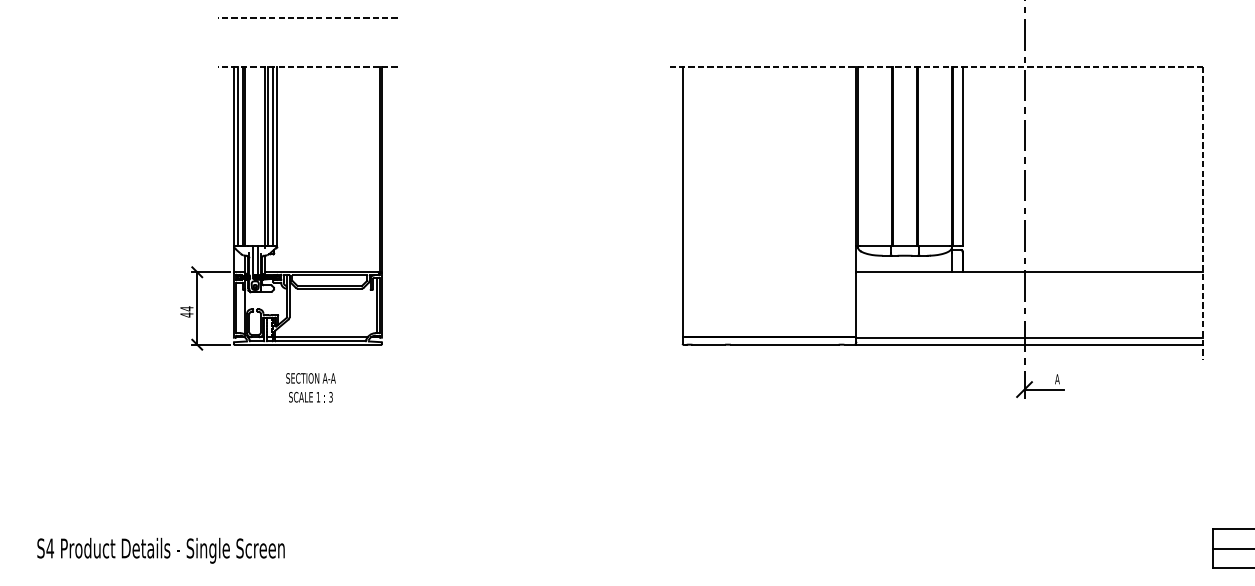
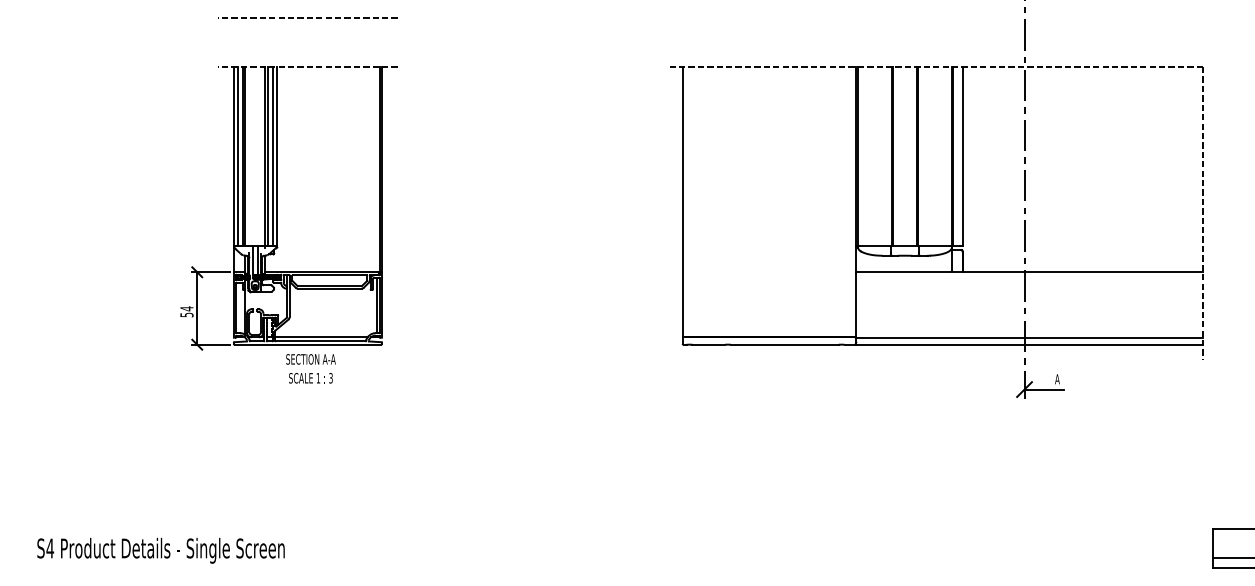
text: 44 -> 54 (186, 314)
text position: (310, 387) -> (310, 368) (310, 368)
line position: (1231, 548) -> (1231, 557) (1231, 557)
